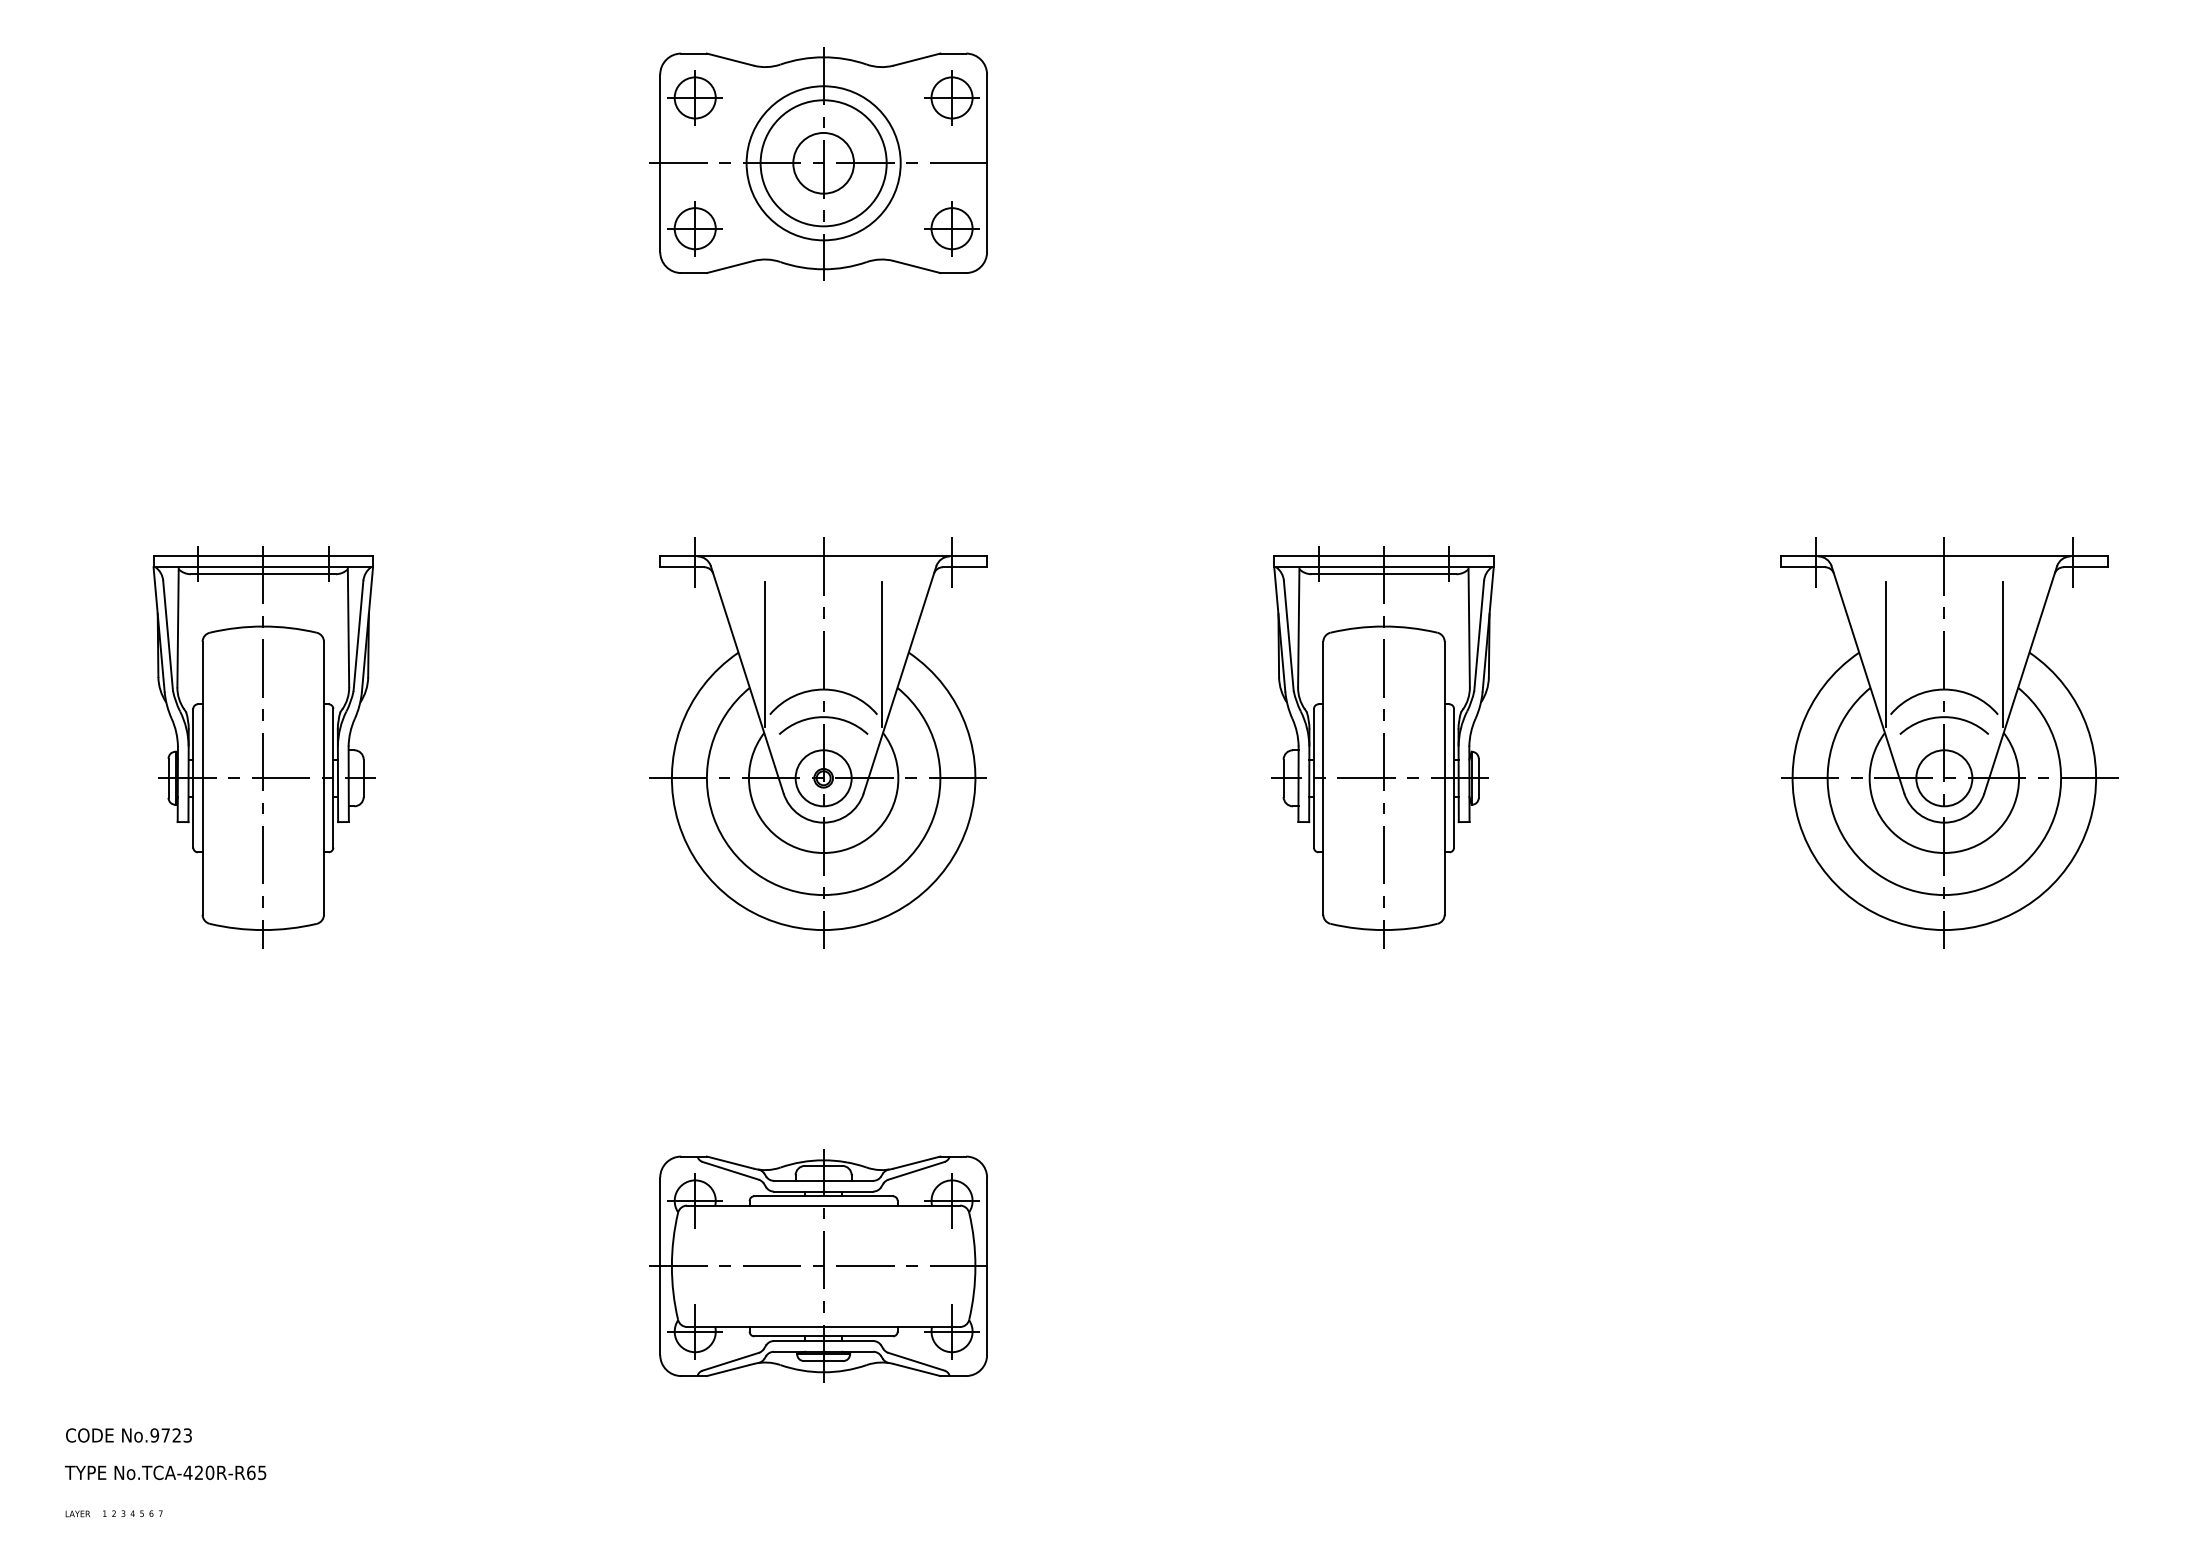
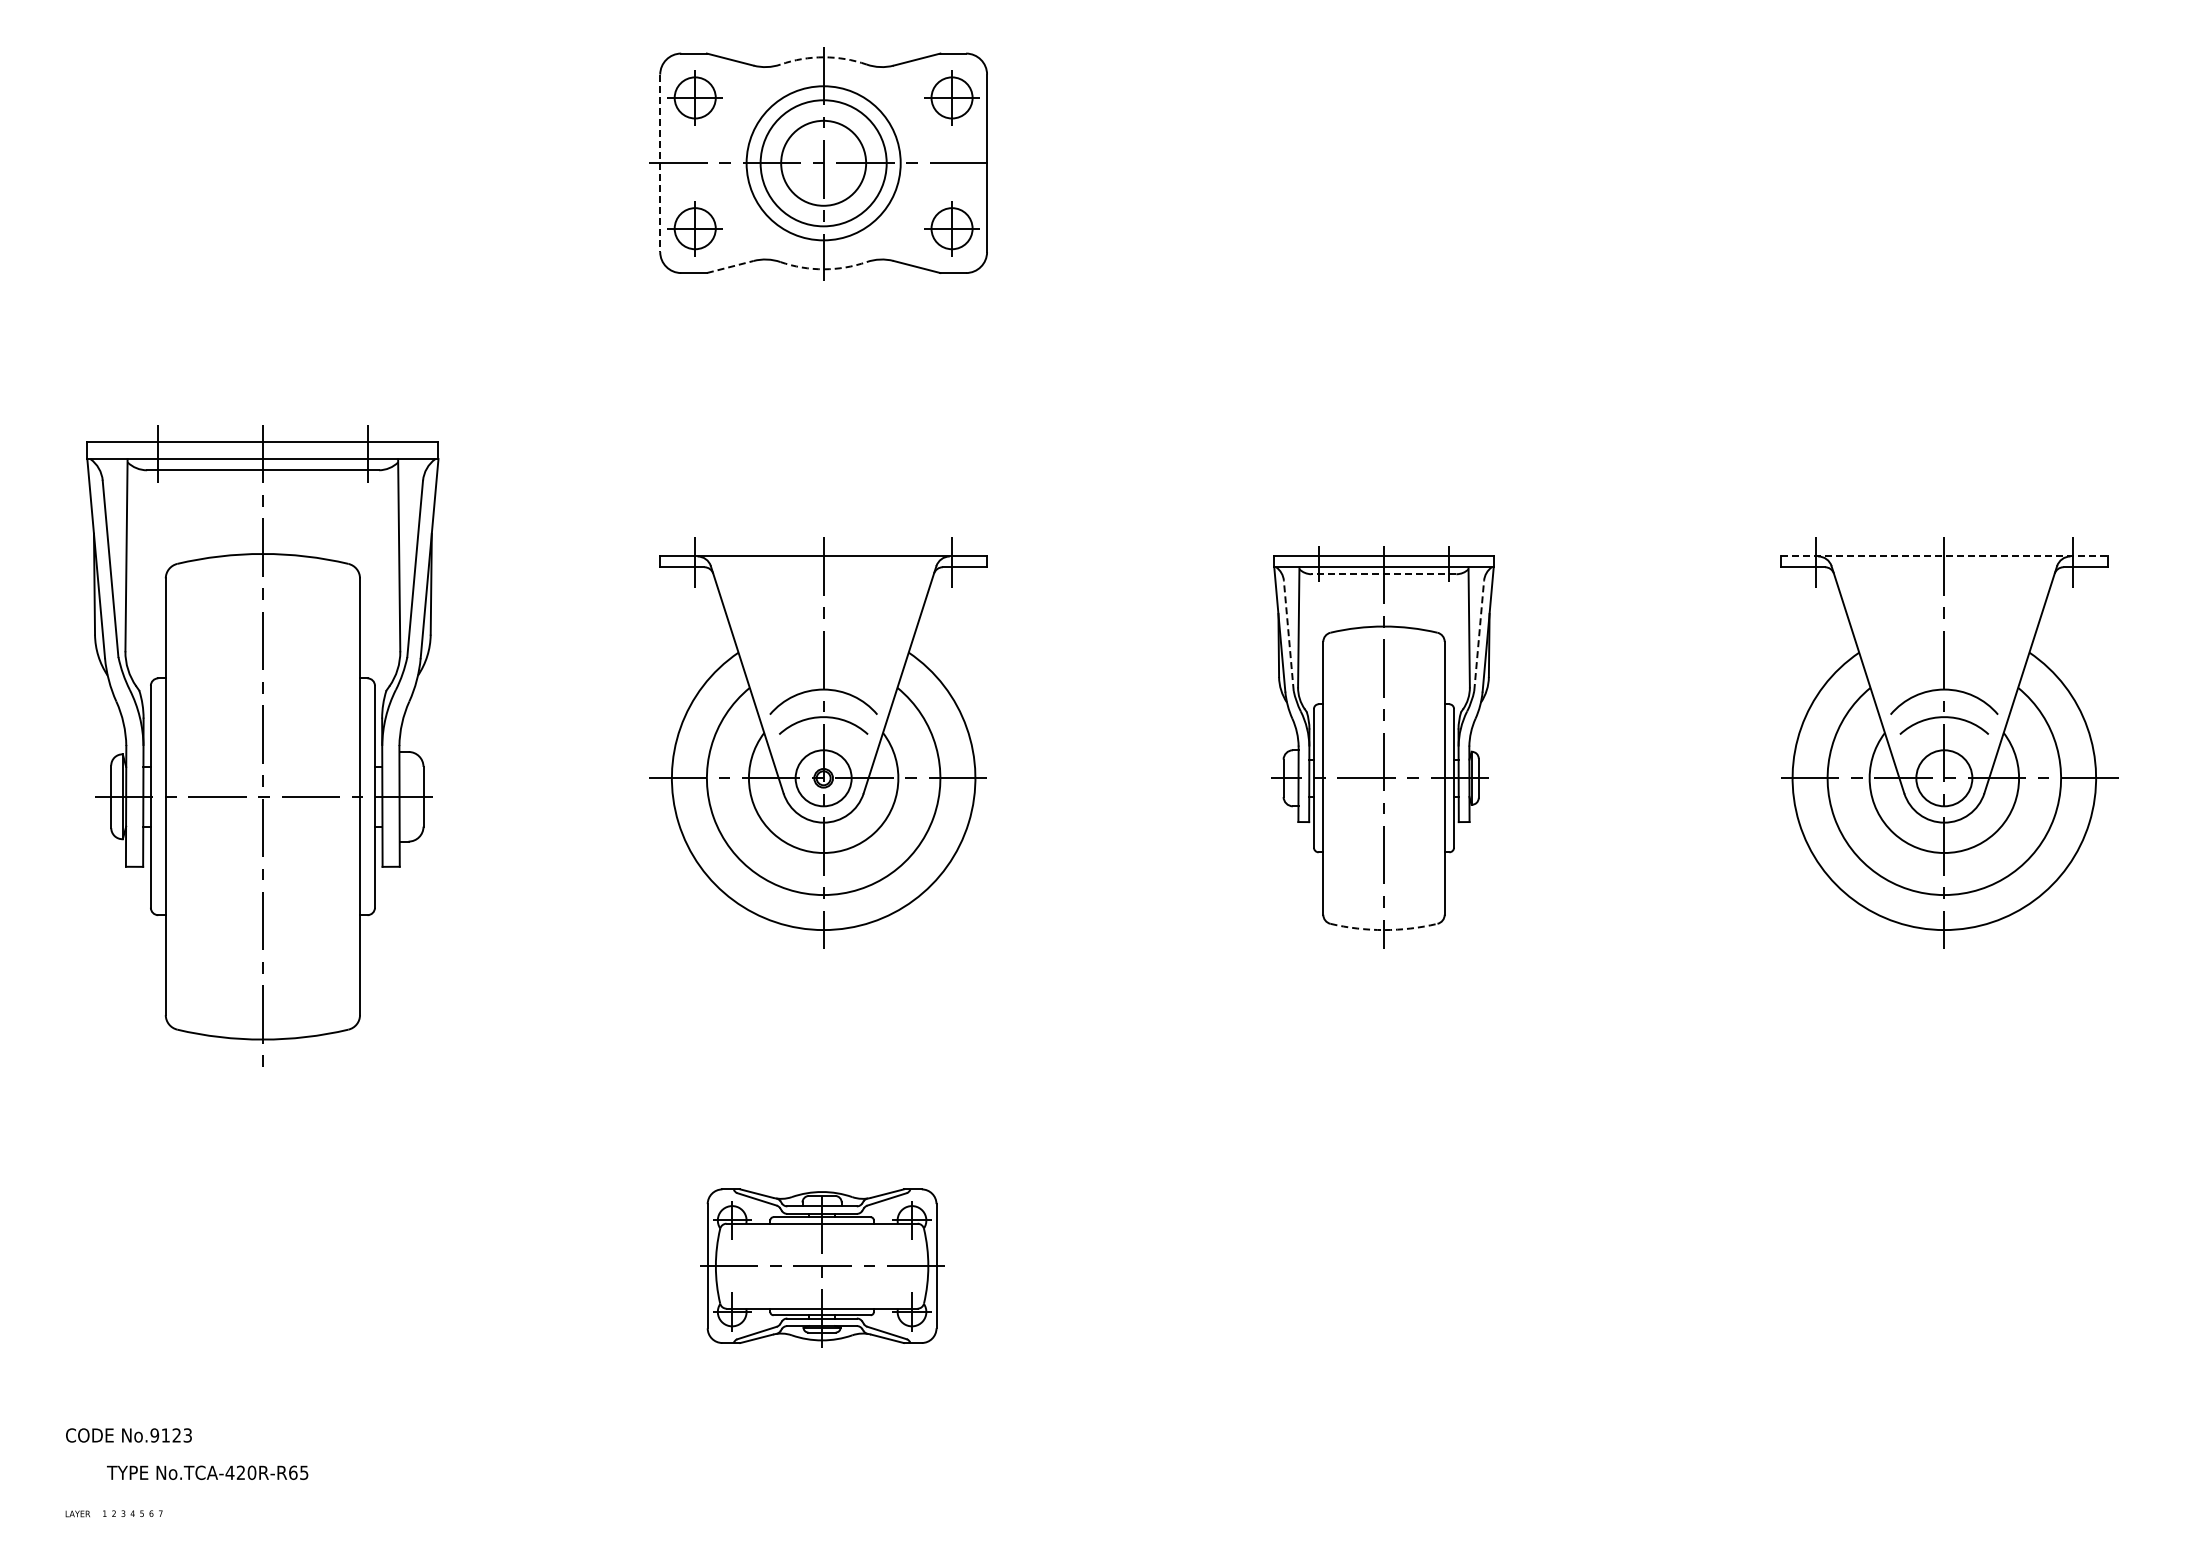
arc: solid -> dashed (823, 57)
circle diameter: 61 px -> 85 px (823, 162)
line: solid -> dashed (660, 163)
line: solid -> dashed (730, 266)
arc: solid -> dashed (823, 269)
line: solid -> dashed (1944, 556)
line: solid -> dashed (1383, 574)
line: solid -> dashed (1288, 635)
line: solid -> dashed (1479, 635)
line: present -> none (765, 654)
line: present -> none (882, 654)
line: present -> none (1885, 654)
line: present -> none (2002, 654)
part size: 224x403 px -> 354x642 px (262, 745)
arc: solid -> dashed (1384, 930)
part size: 339x234 px -> 244x160 px (821, 1267)
text: No.9723 -> No.9123 (165, 1435)
text position: (165, 1472) -> (207, 1472) (207, 1472)
